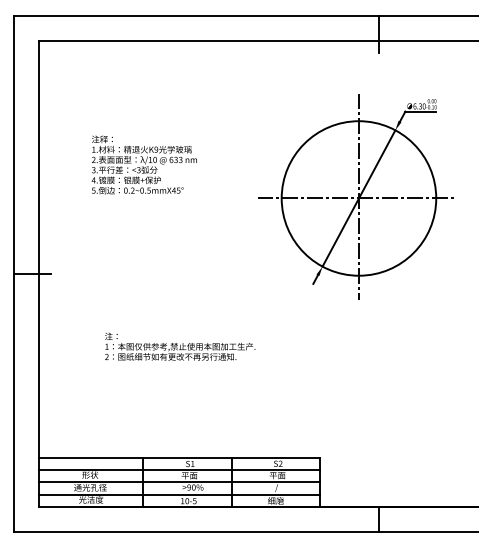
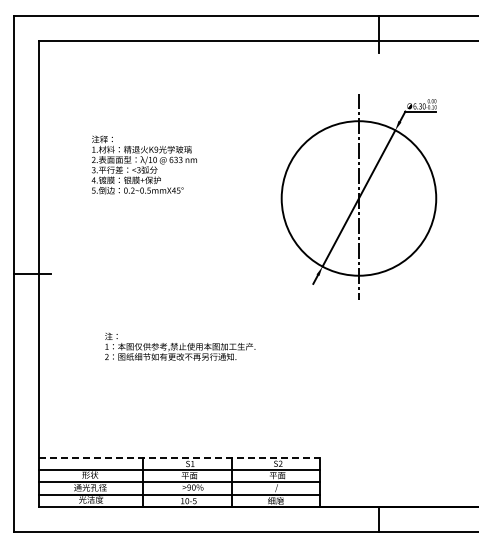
line: present -> none (357, 198)
line: solid -> dashed (179, 457)
